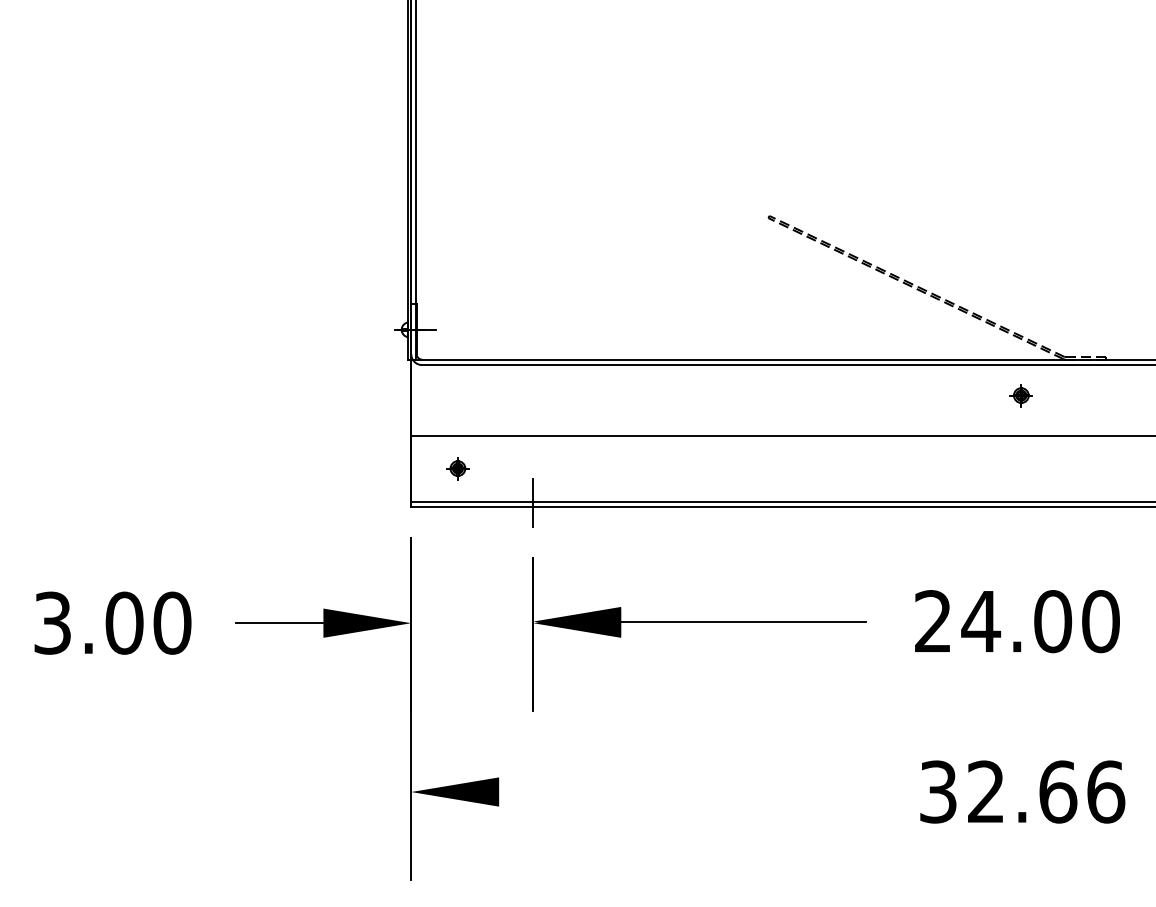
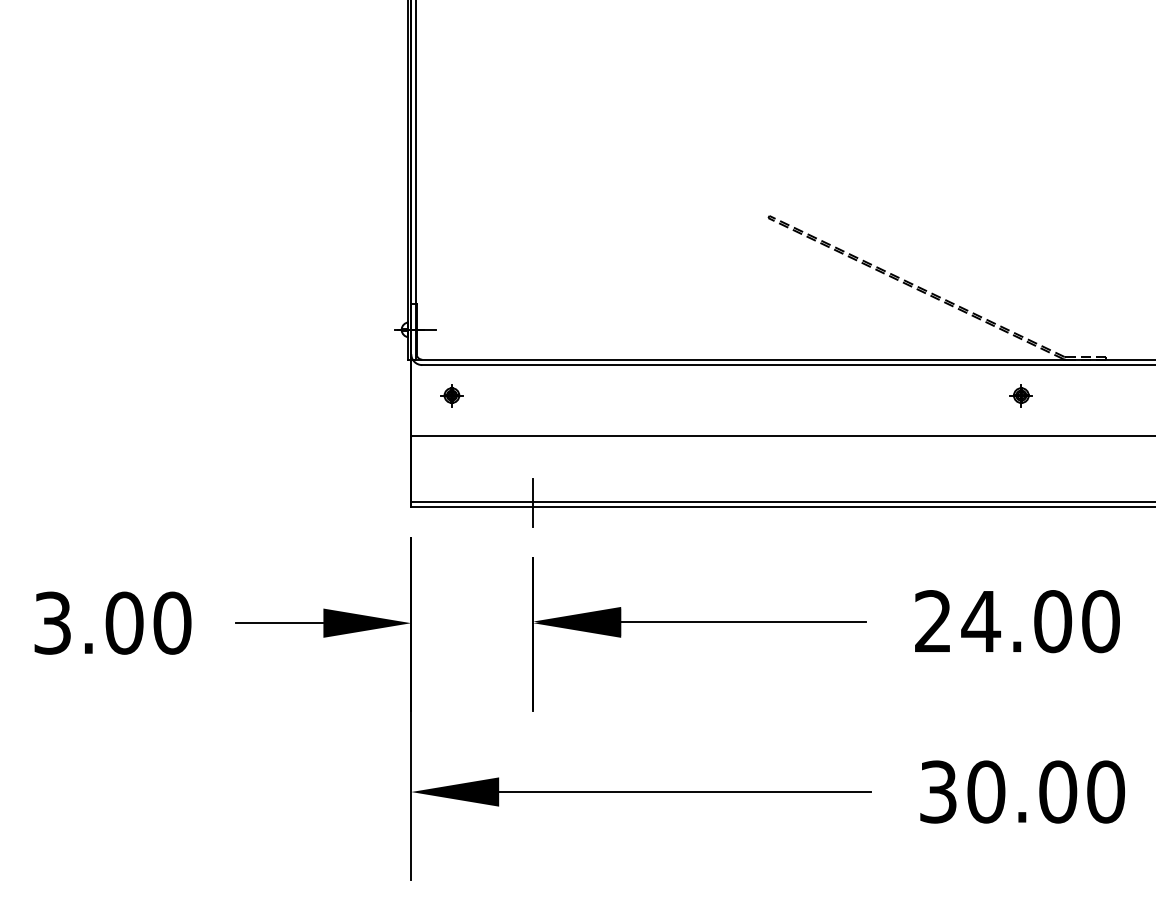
part position: (457, 468) -> (451, 395) (451, 395)
text: 32.66 -> 30.00 (1046, 791)
line: none -> present (684, 792)
